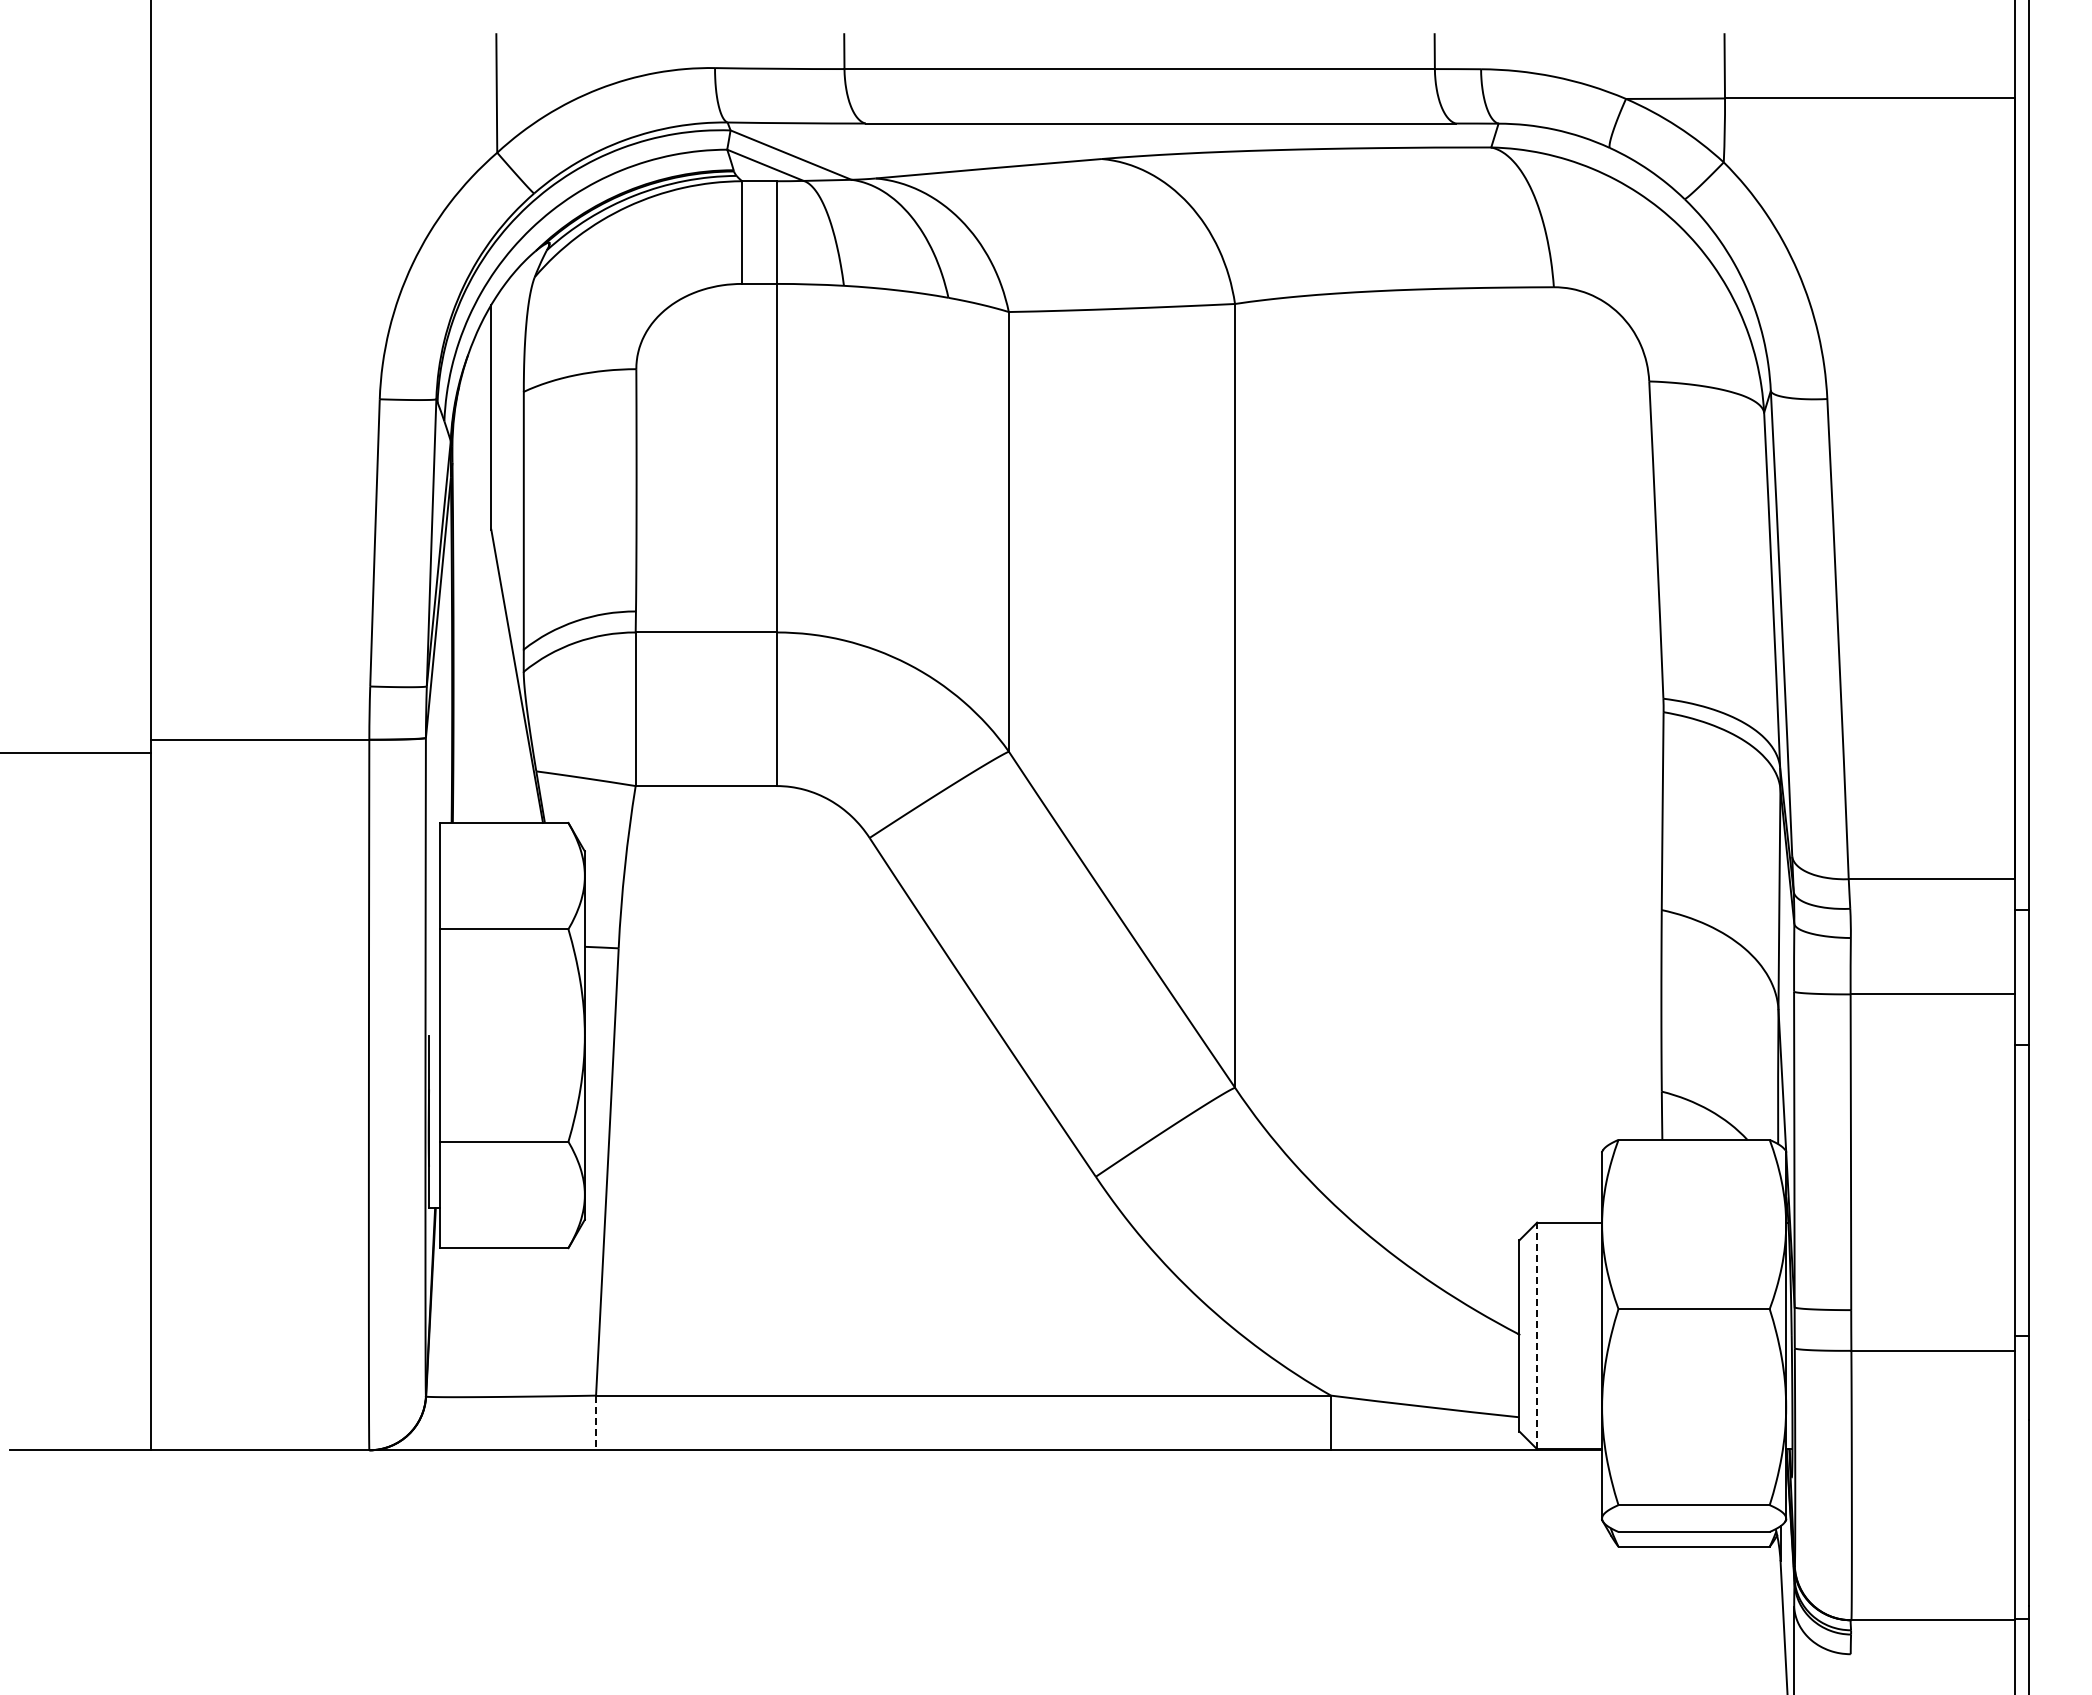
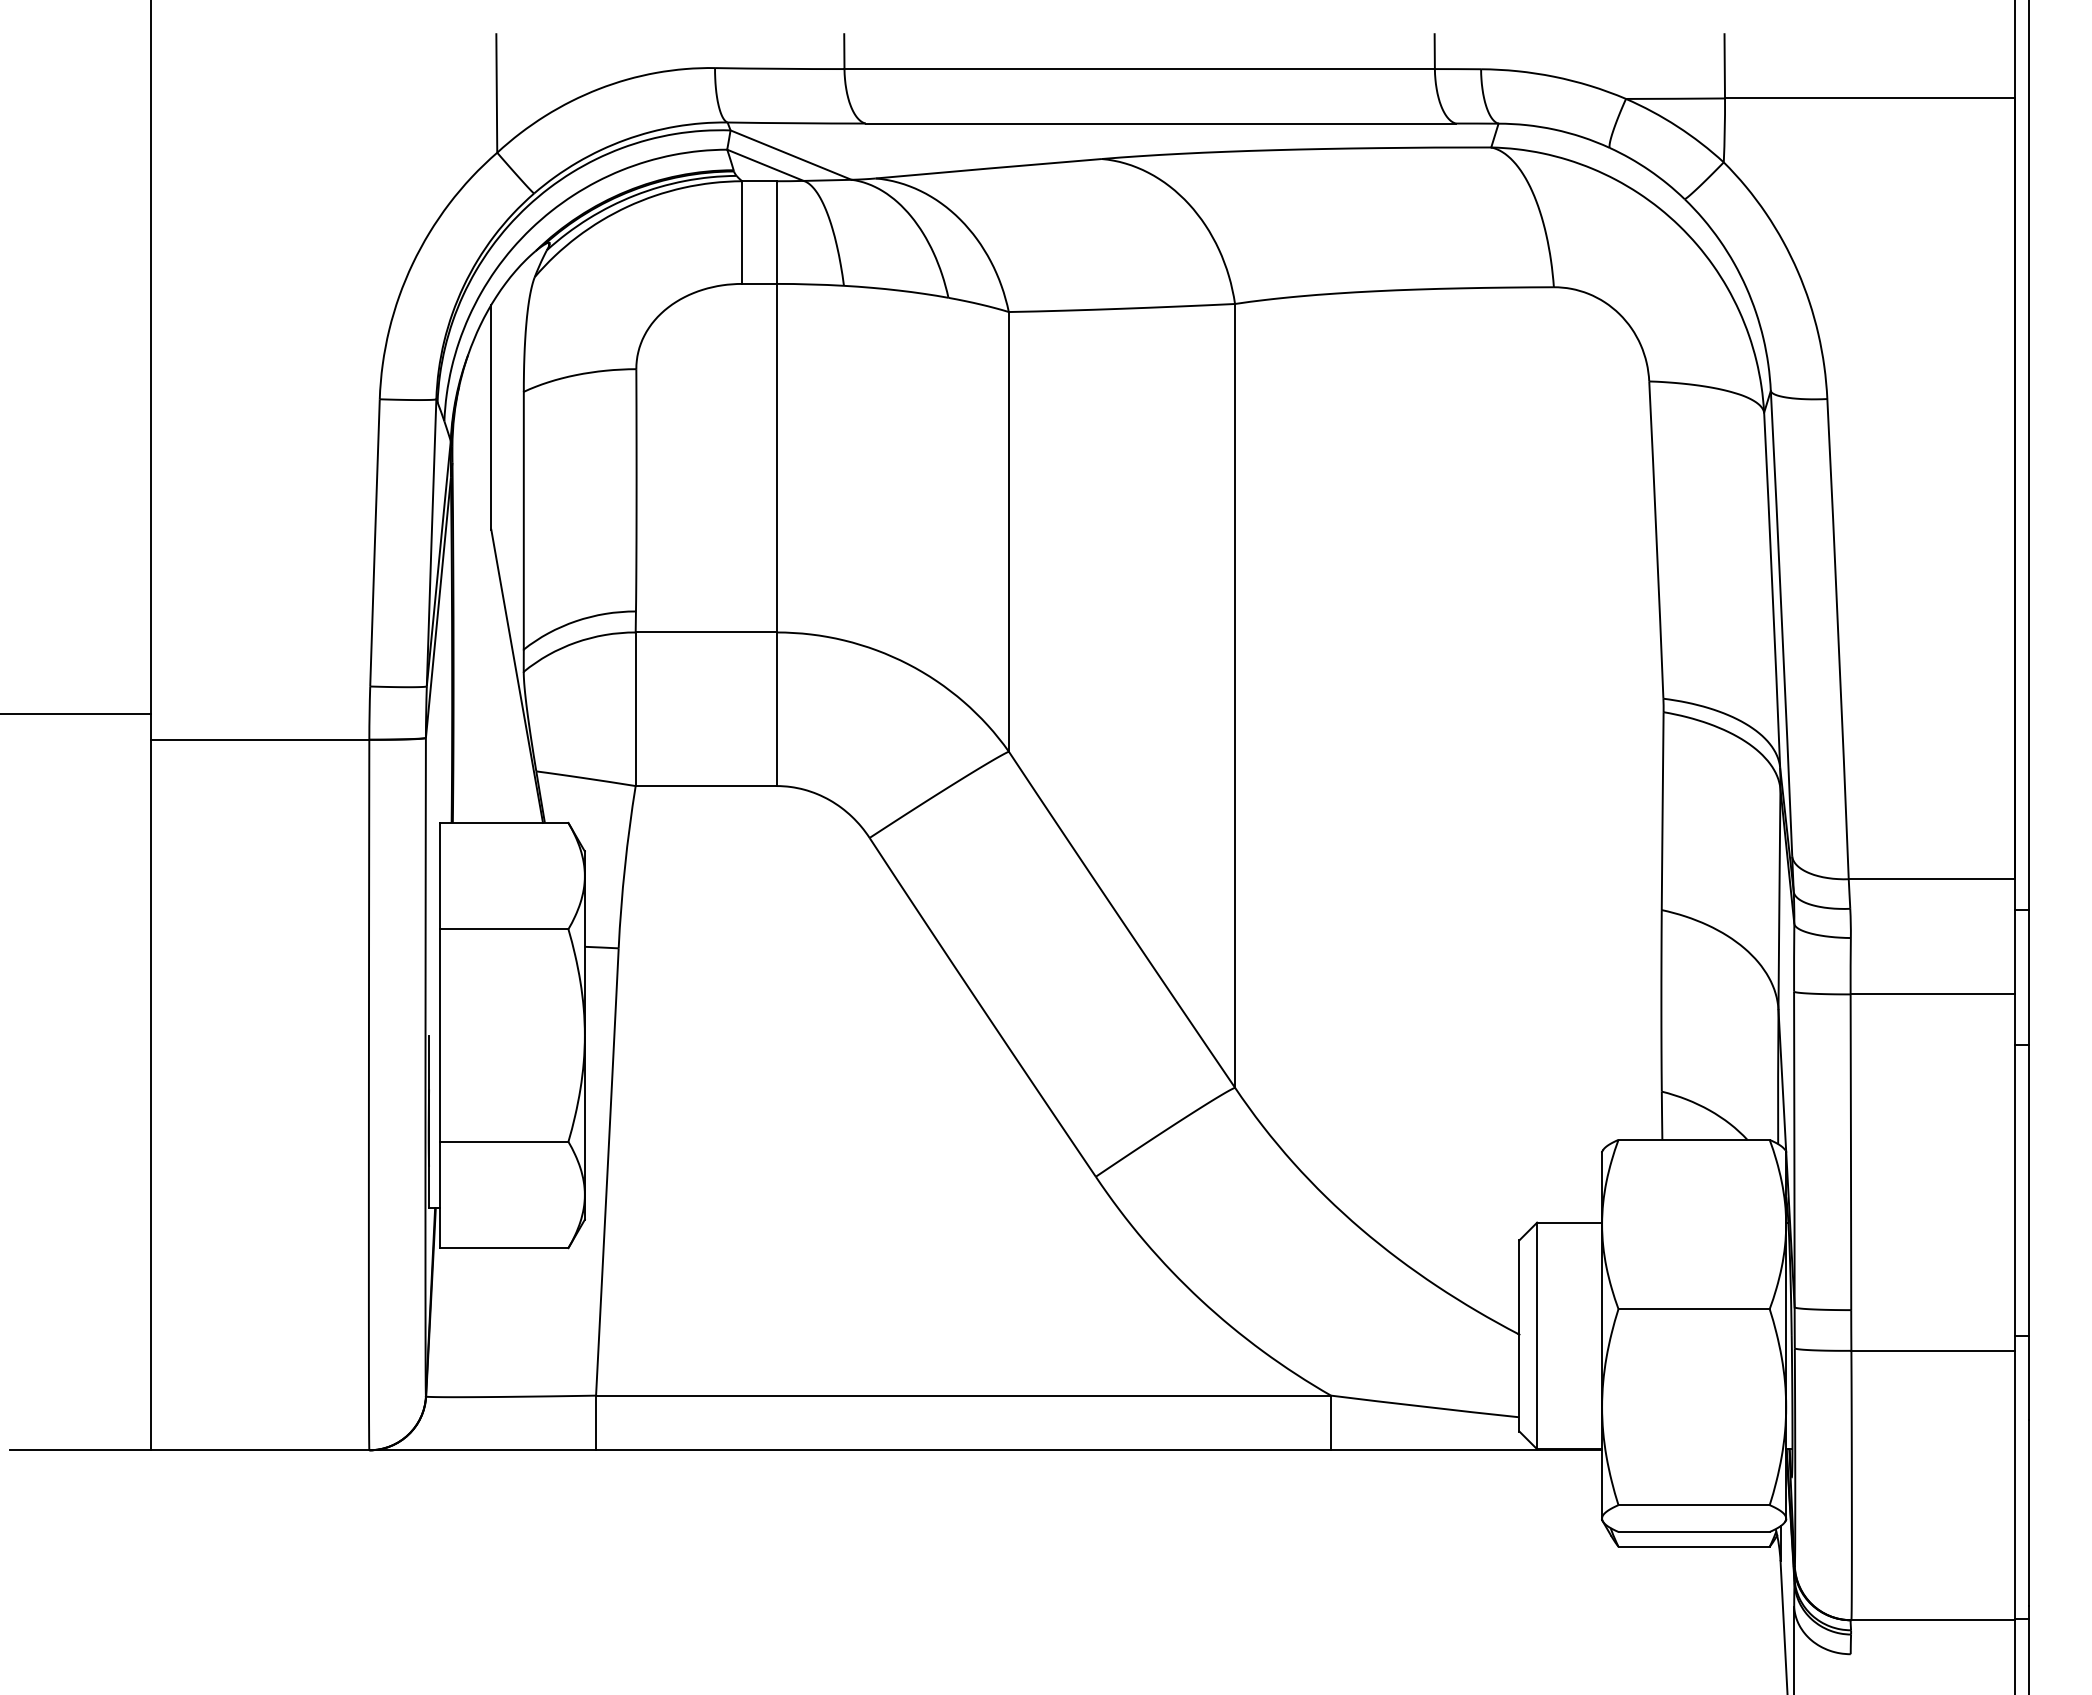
line position: (76, 752) -> (76, 713) (76, 713)
line: dashed -> solid (1537, 1335)
line: dashed -> solid (596, 1423)
